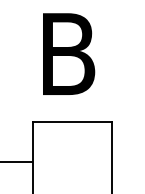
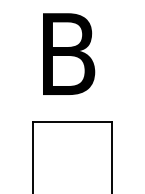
line: present -> none (17, 161)
